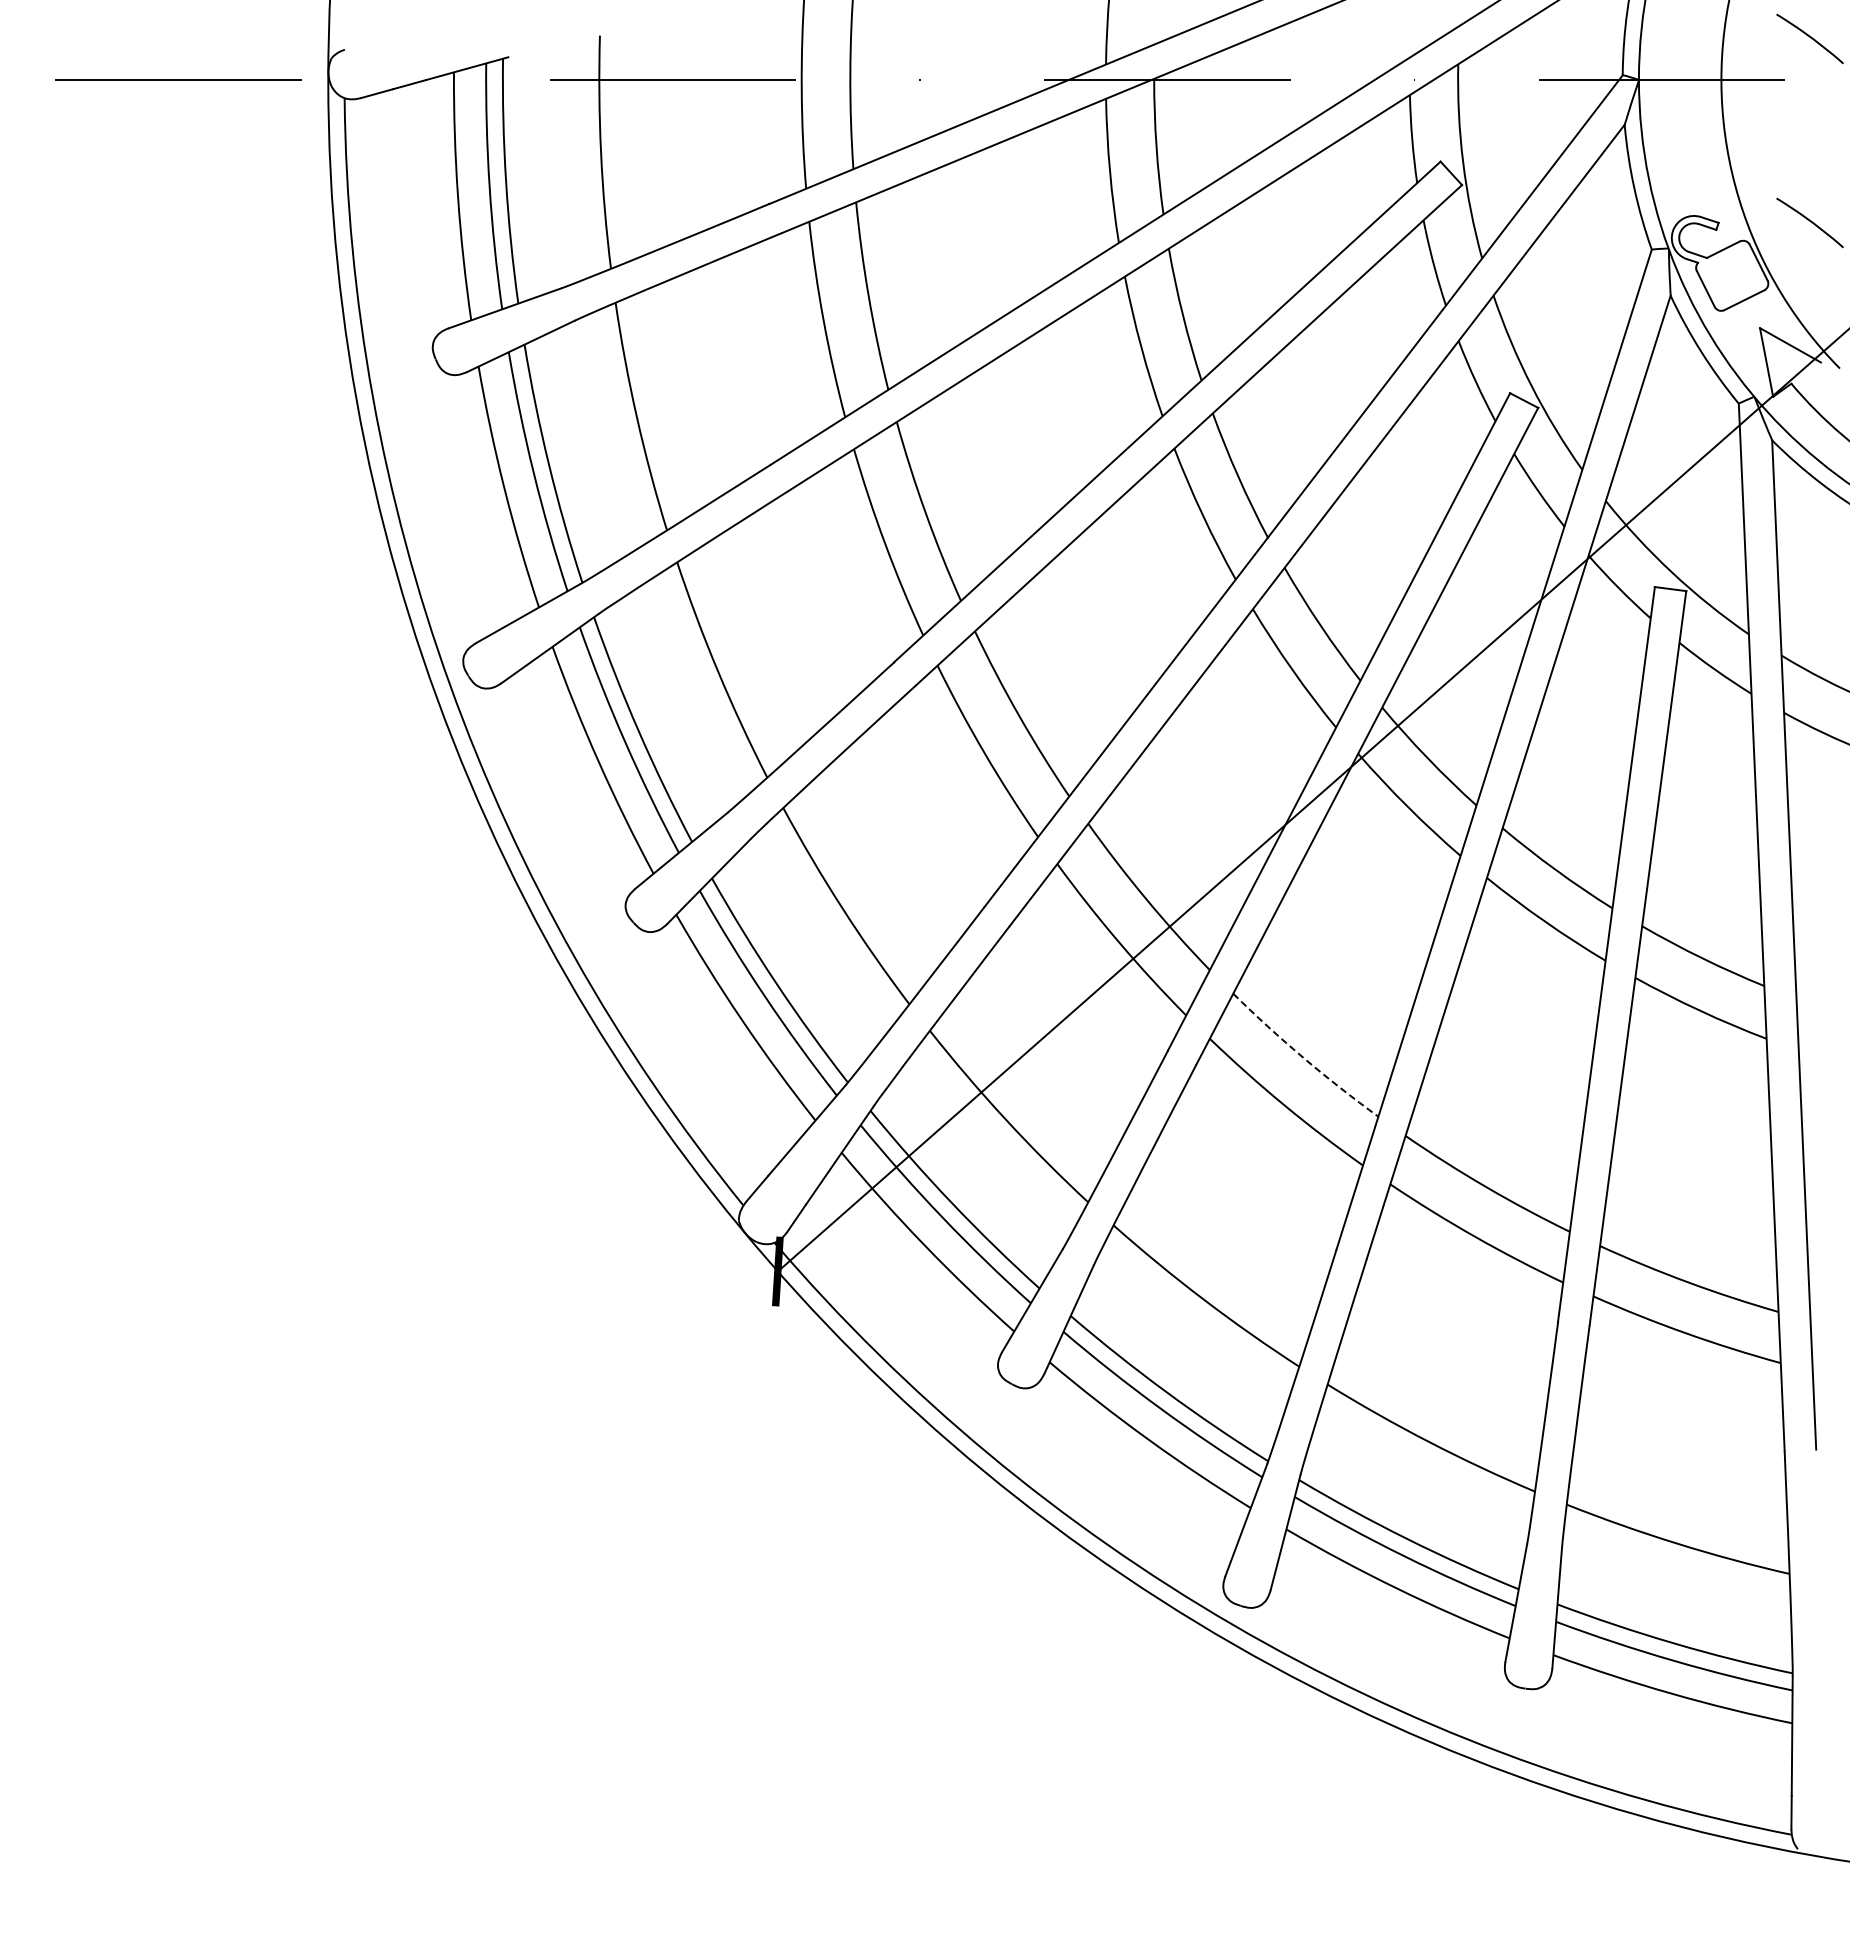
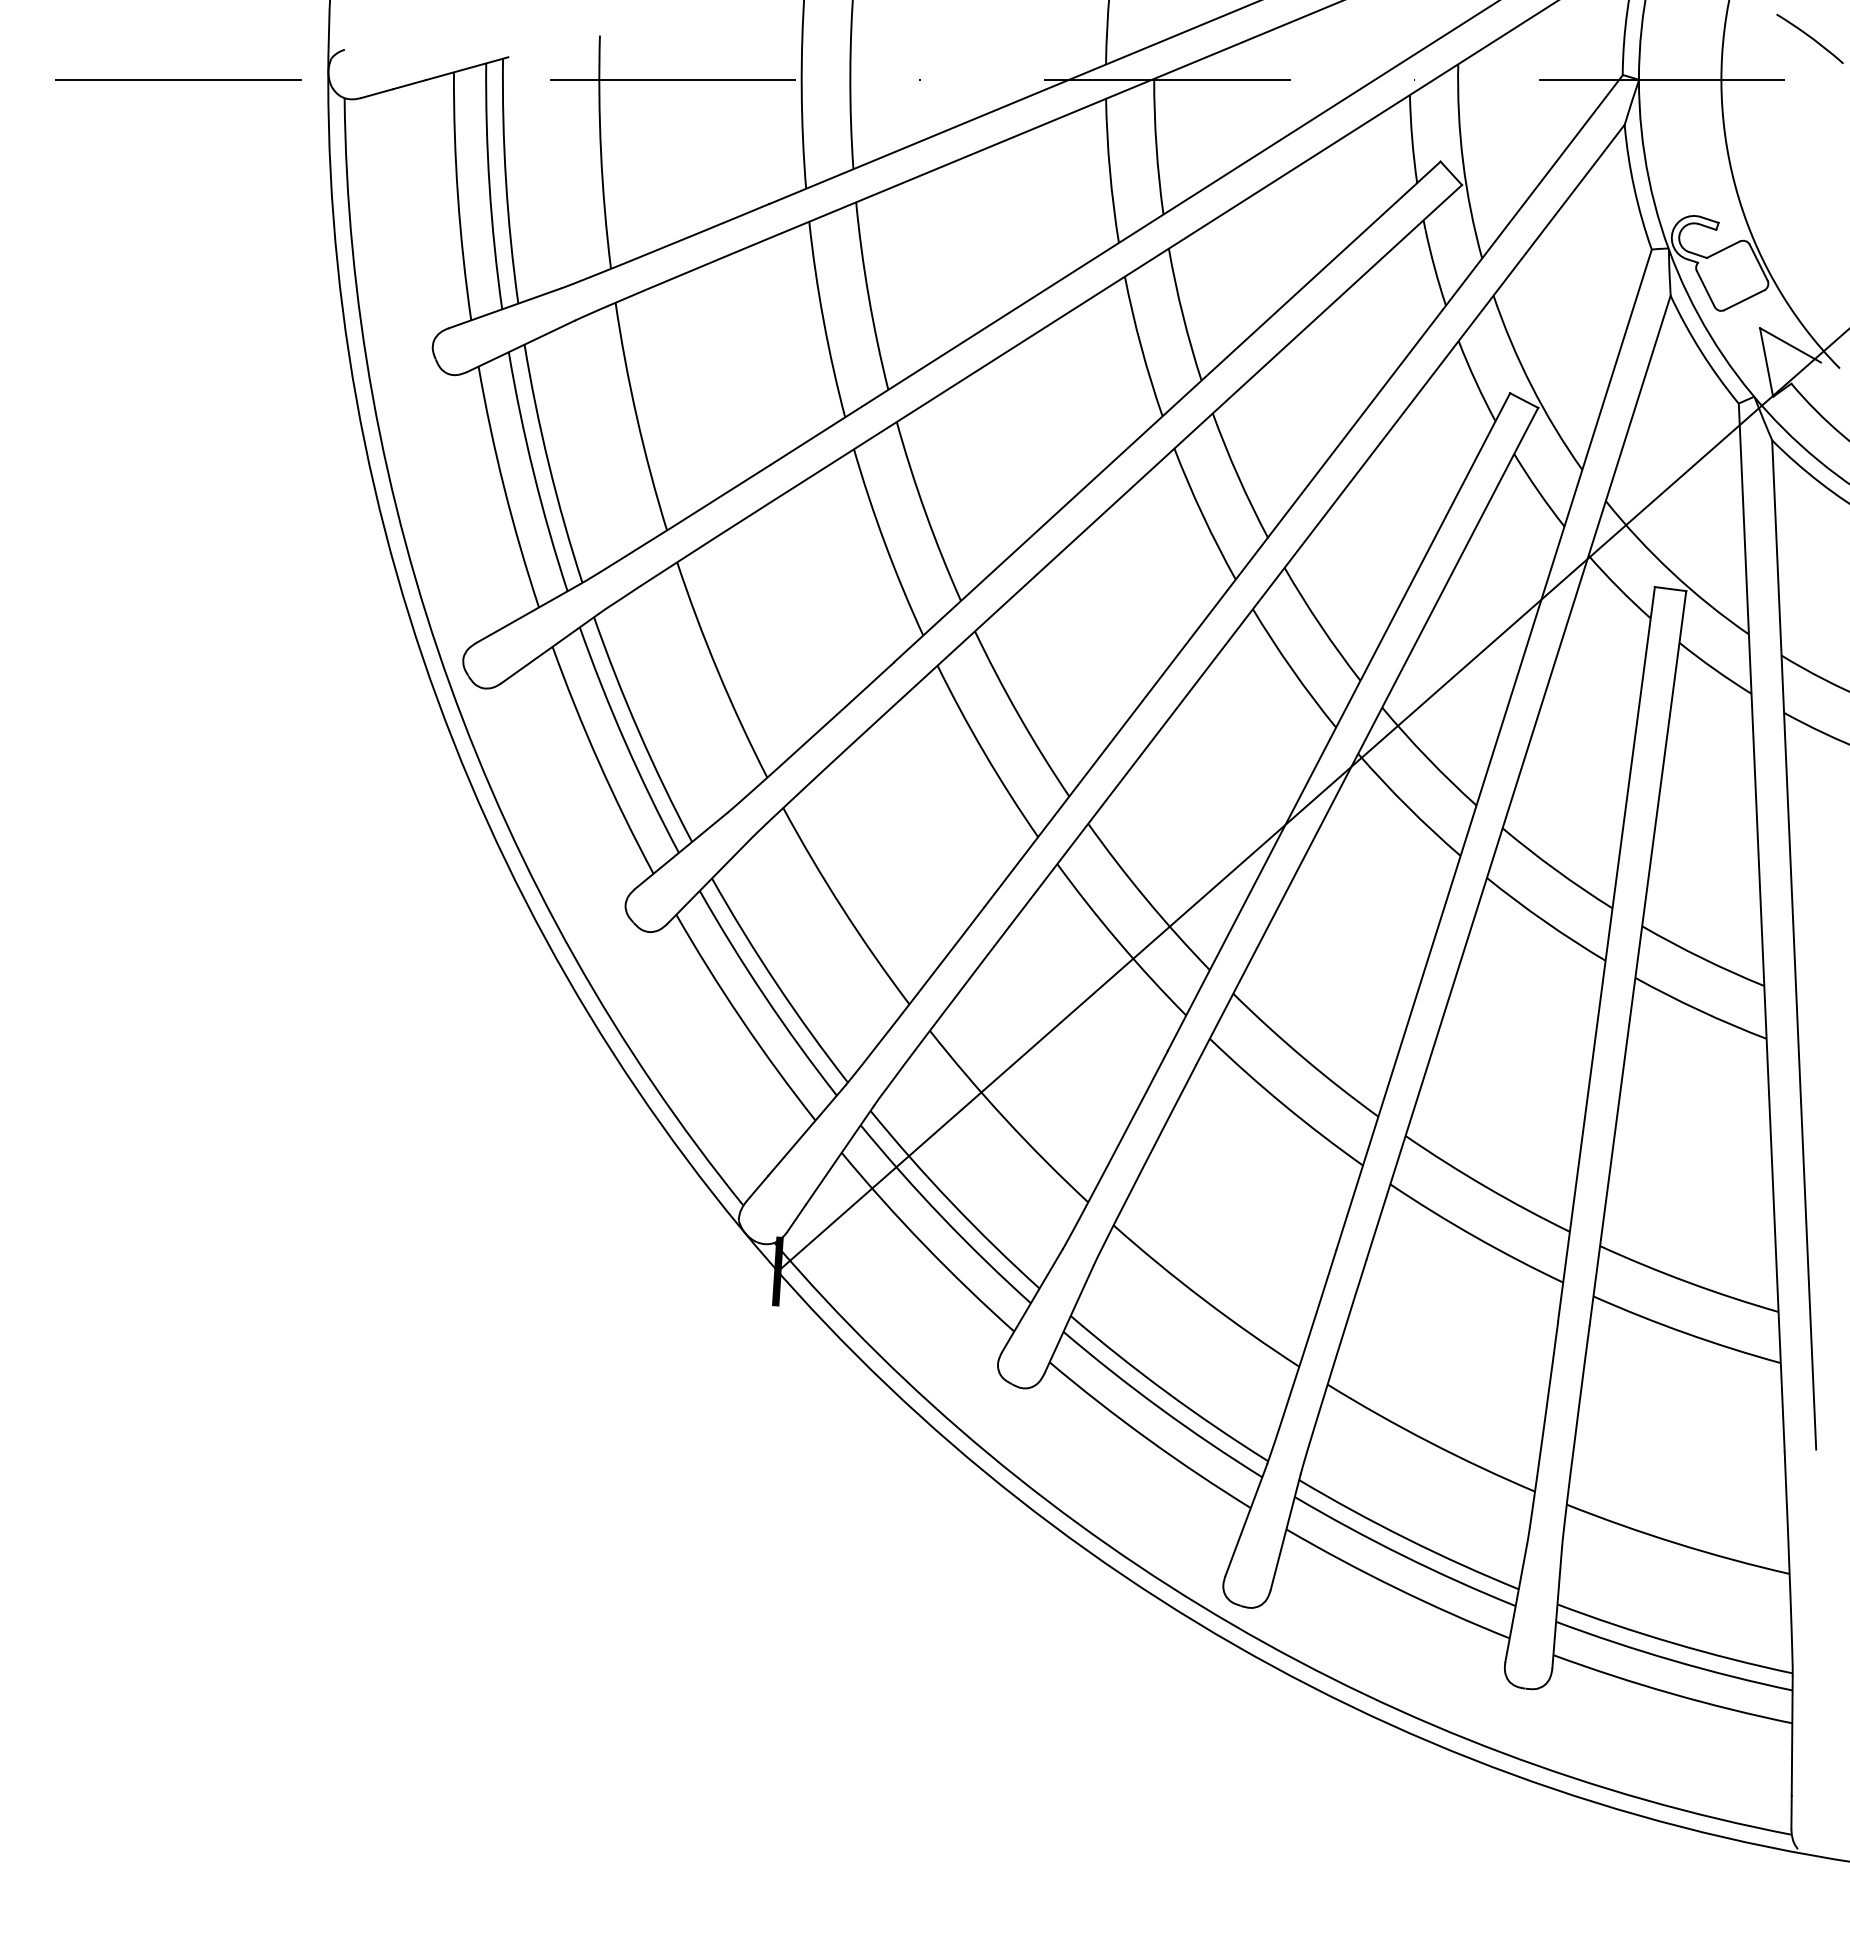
curve: present -> none (1809, 221)
arc: dashed -> solid (1303, 1057)
